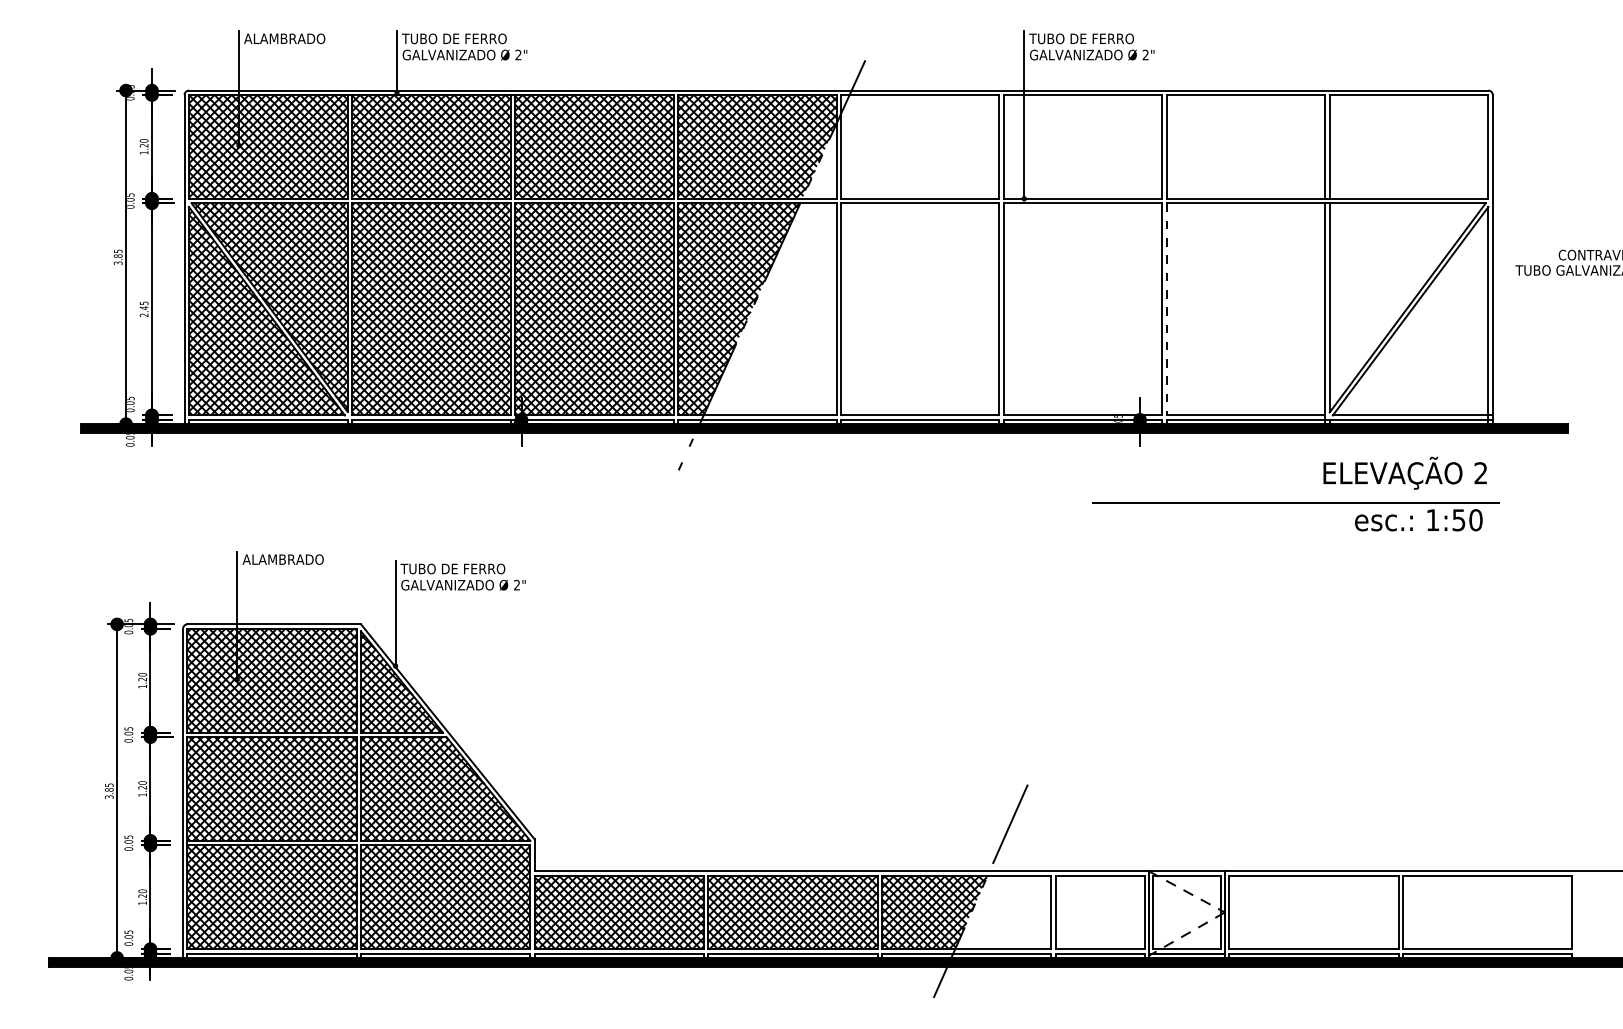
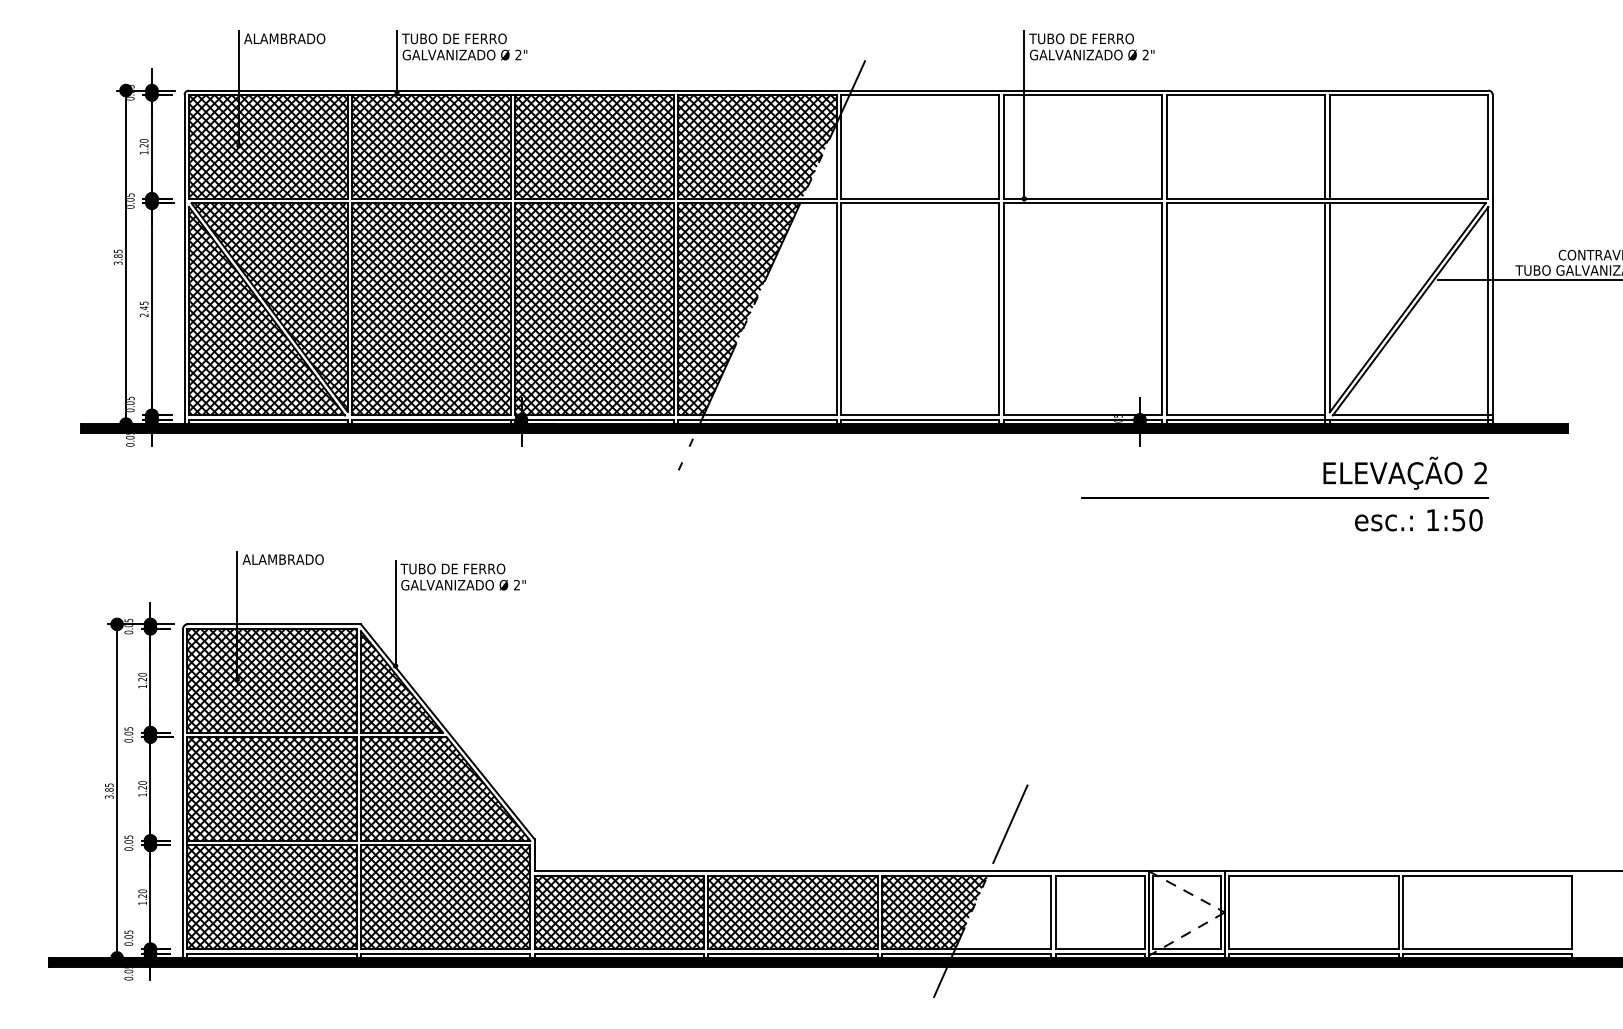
line: none -> present (1528, 279)
line: dashed -> solid (1166, 309)
line position: (1295, 502) -> (1284, 497) (1284, 497)
